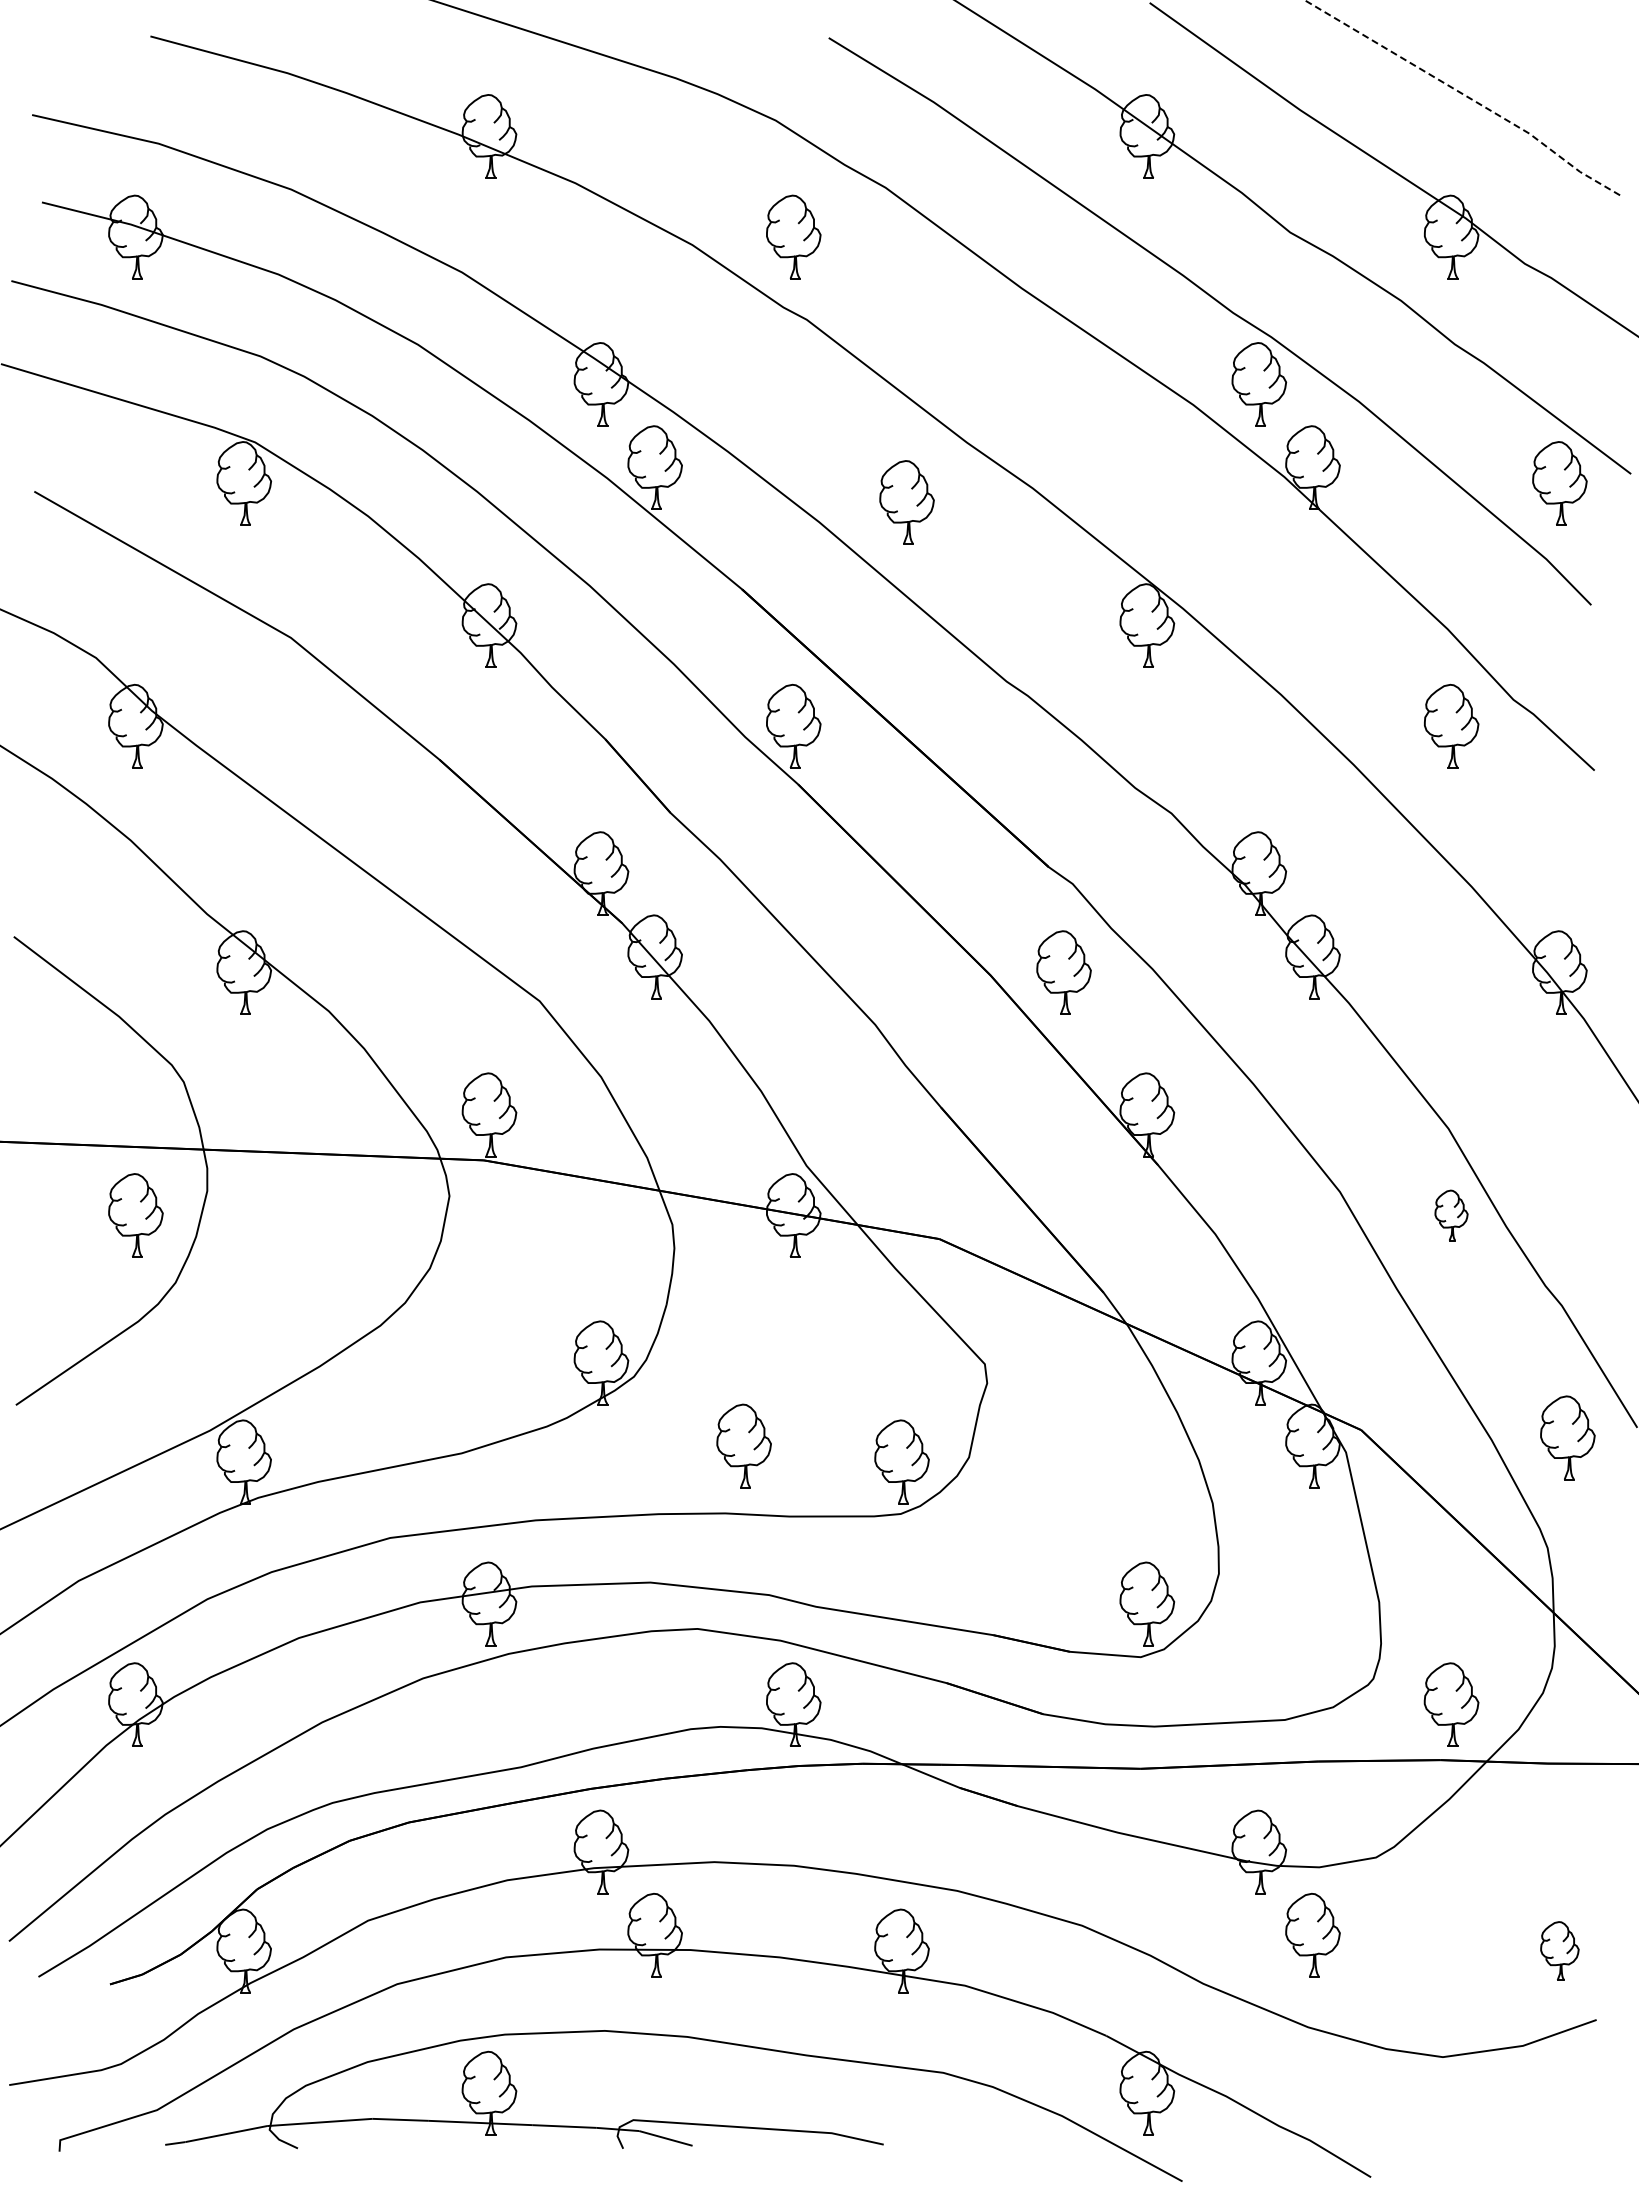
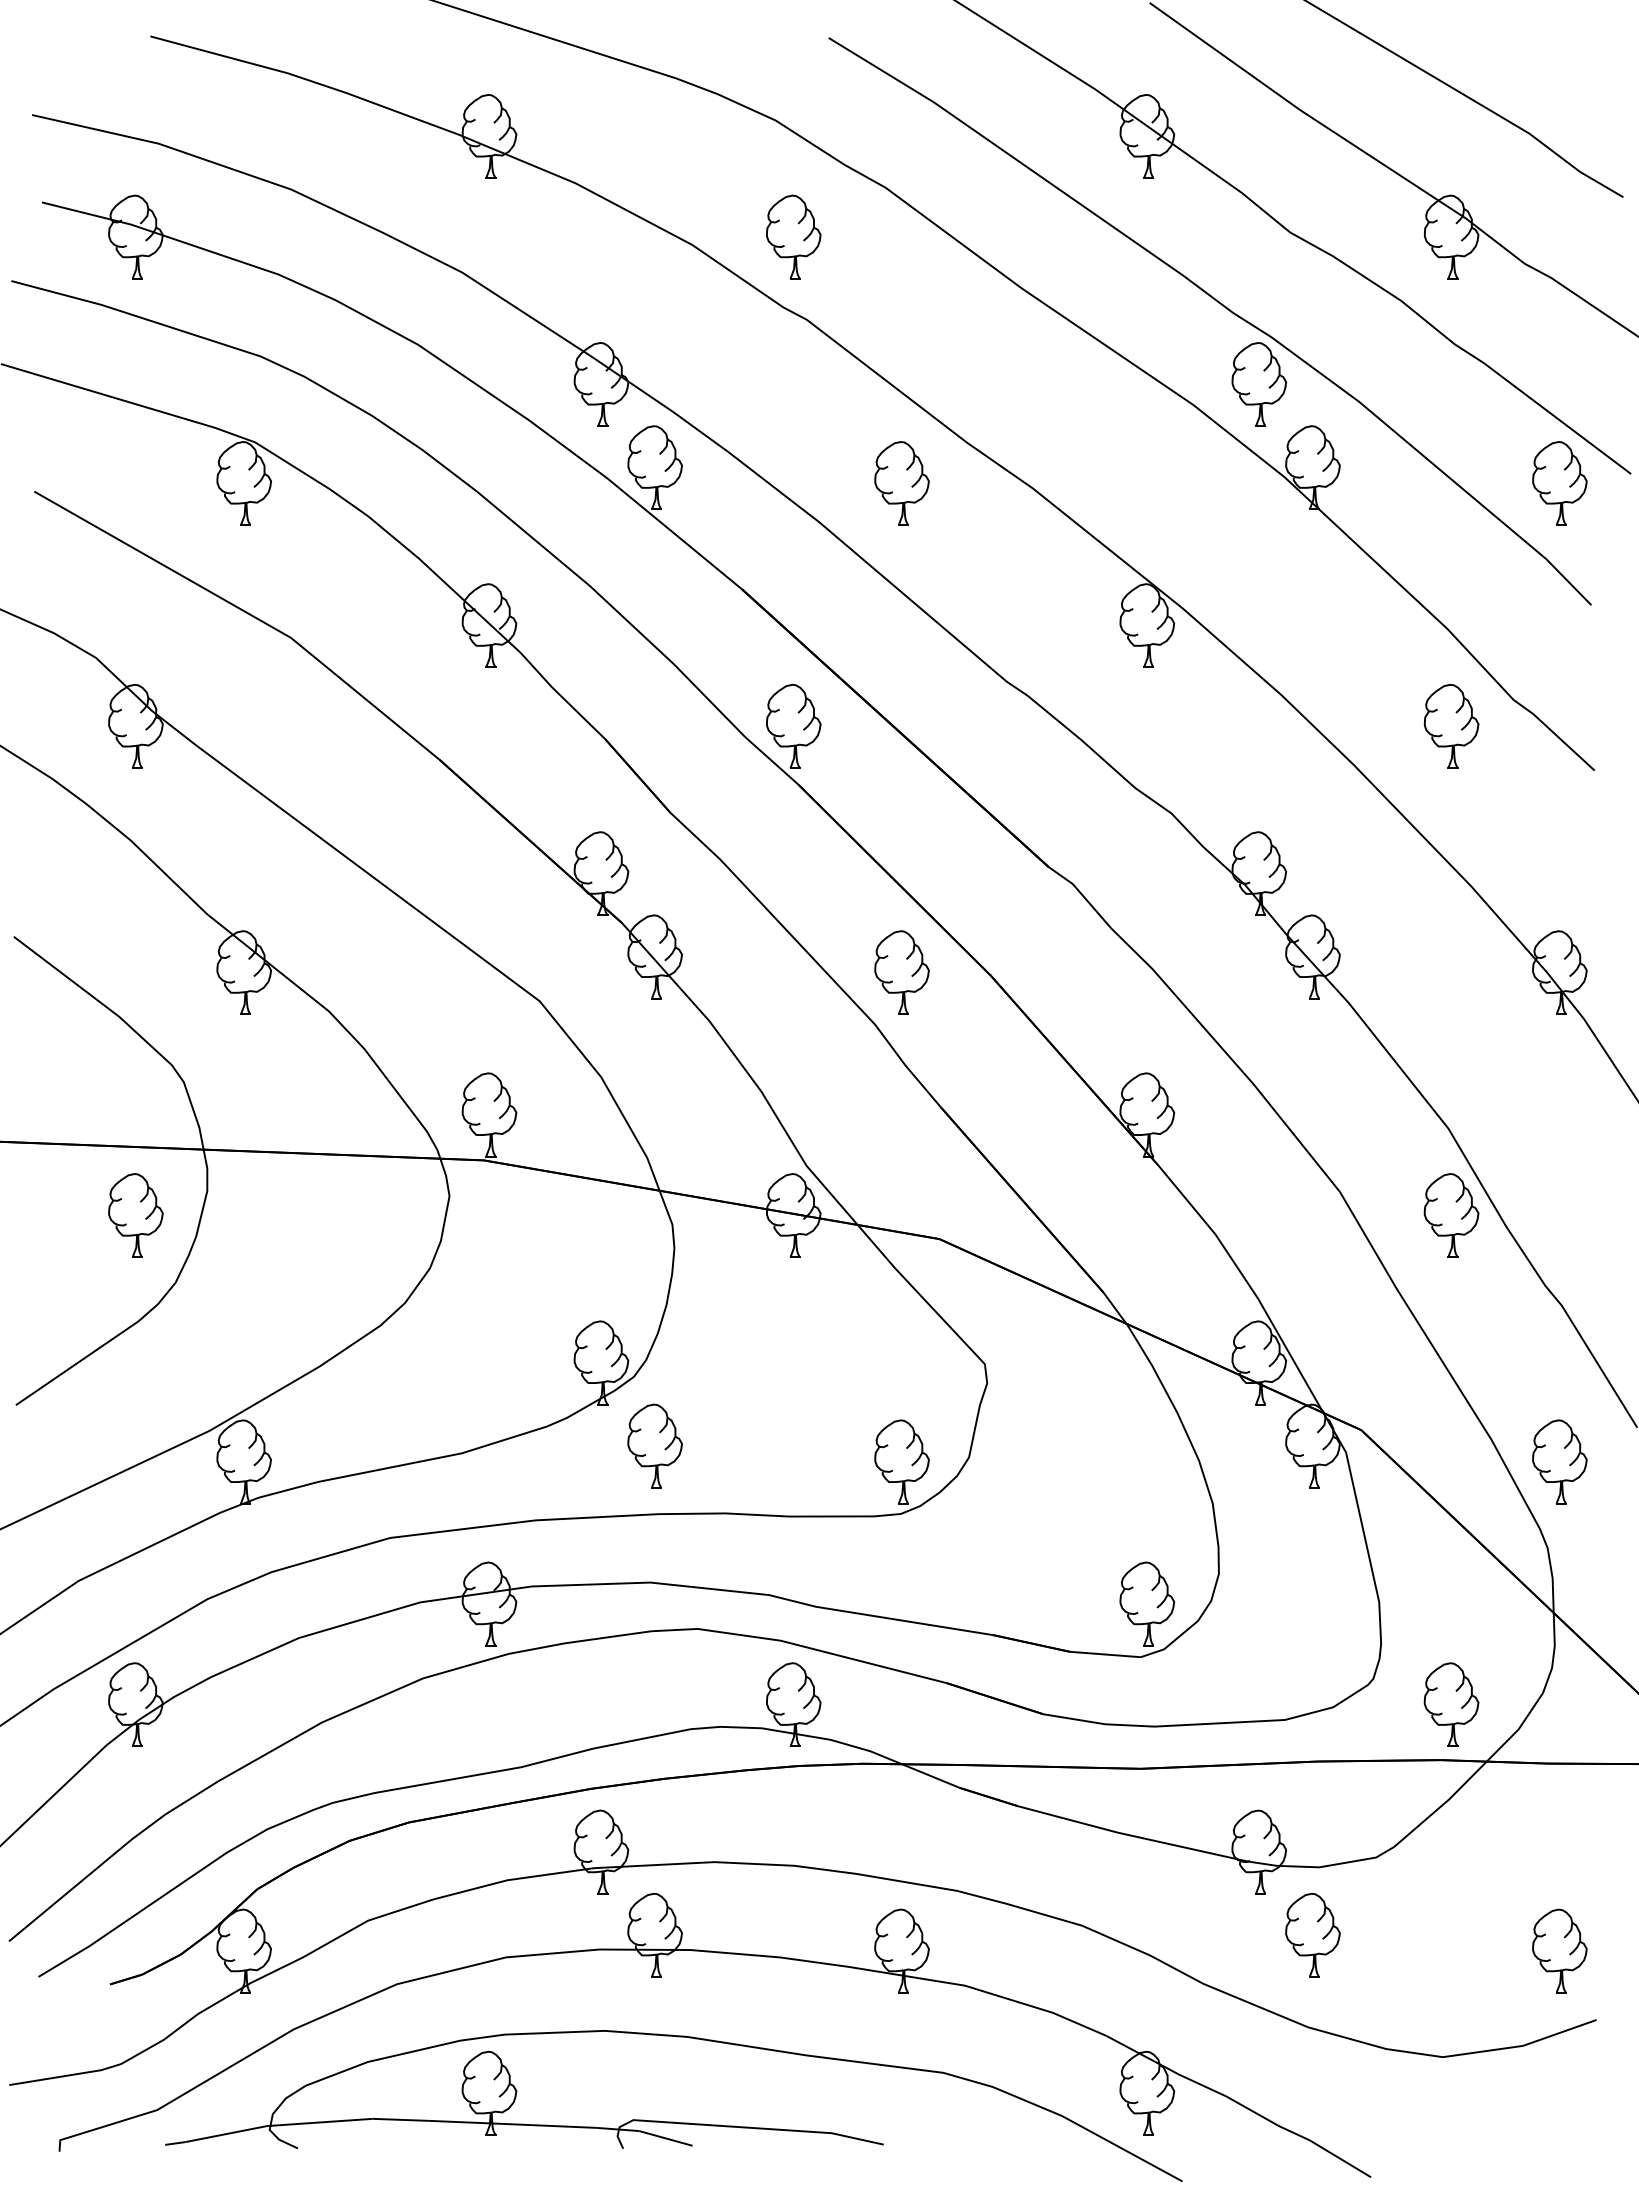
line: dashed -> solid (1467, 96)
part position: (906, 502) -> (901, 483) (901, 483)
part position: (1063, 972) -> (901, 972) (901, 972)
part size: 35x53 px -> 57x85 px (1451, 1215)
part position: (1567, 1437) -> (1559, 1461) (1559, 1461)
part position: (743, 1445) -> (654, 1445) (654, 1445)
part size: 40x60 px -> 56x86 px (1559, 1950)
